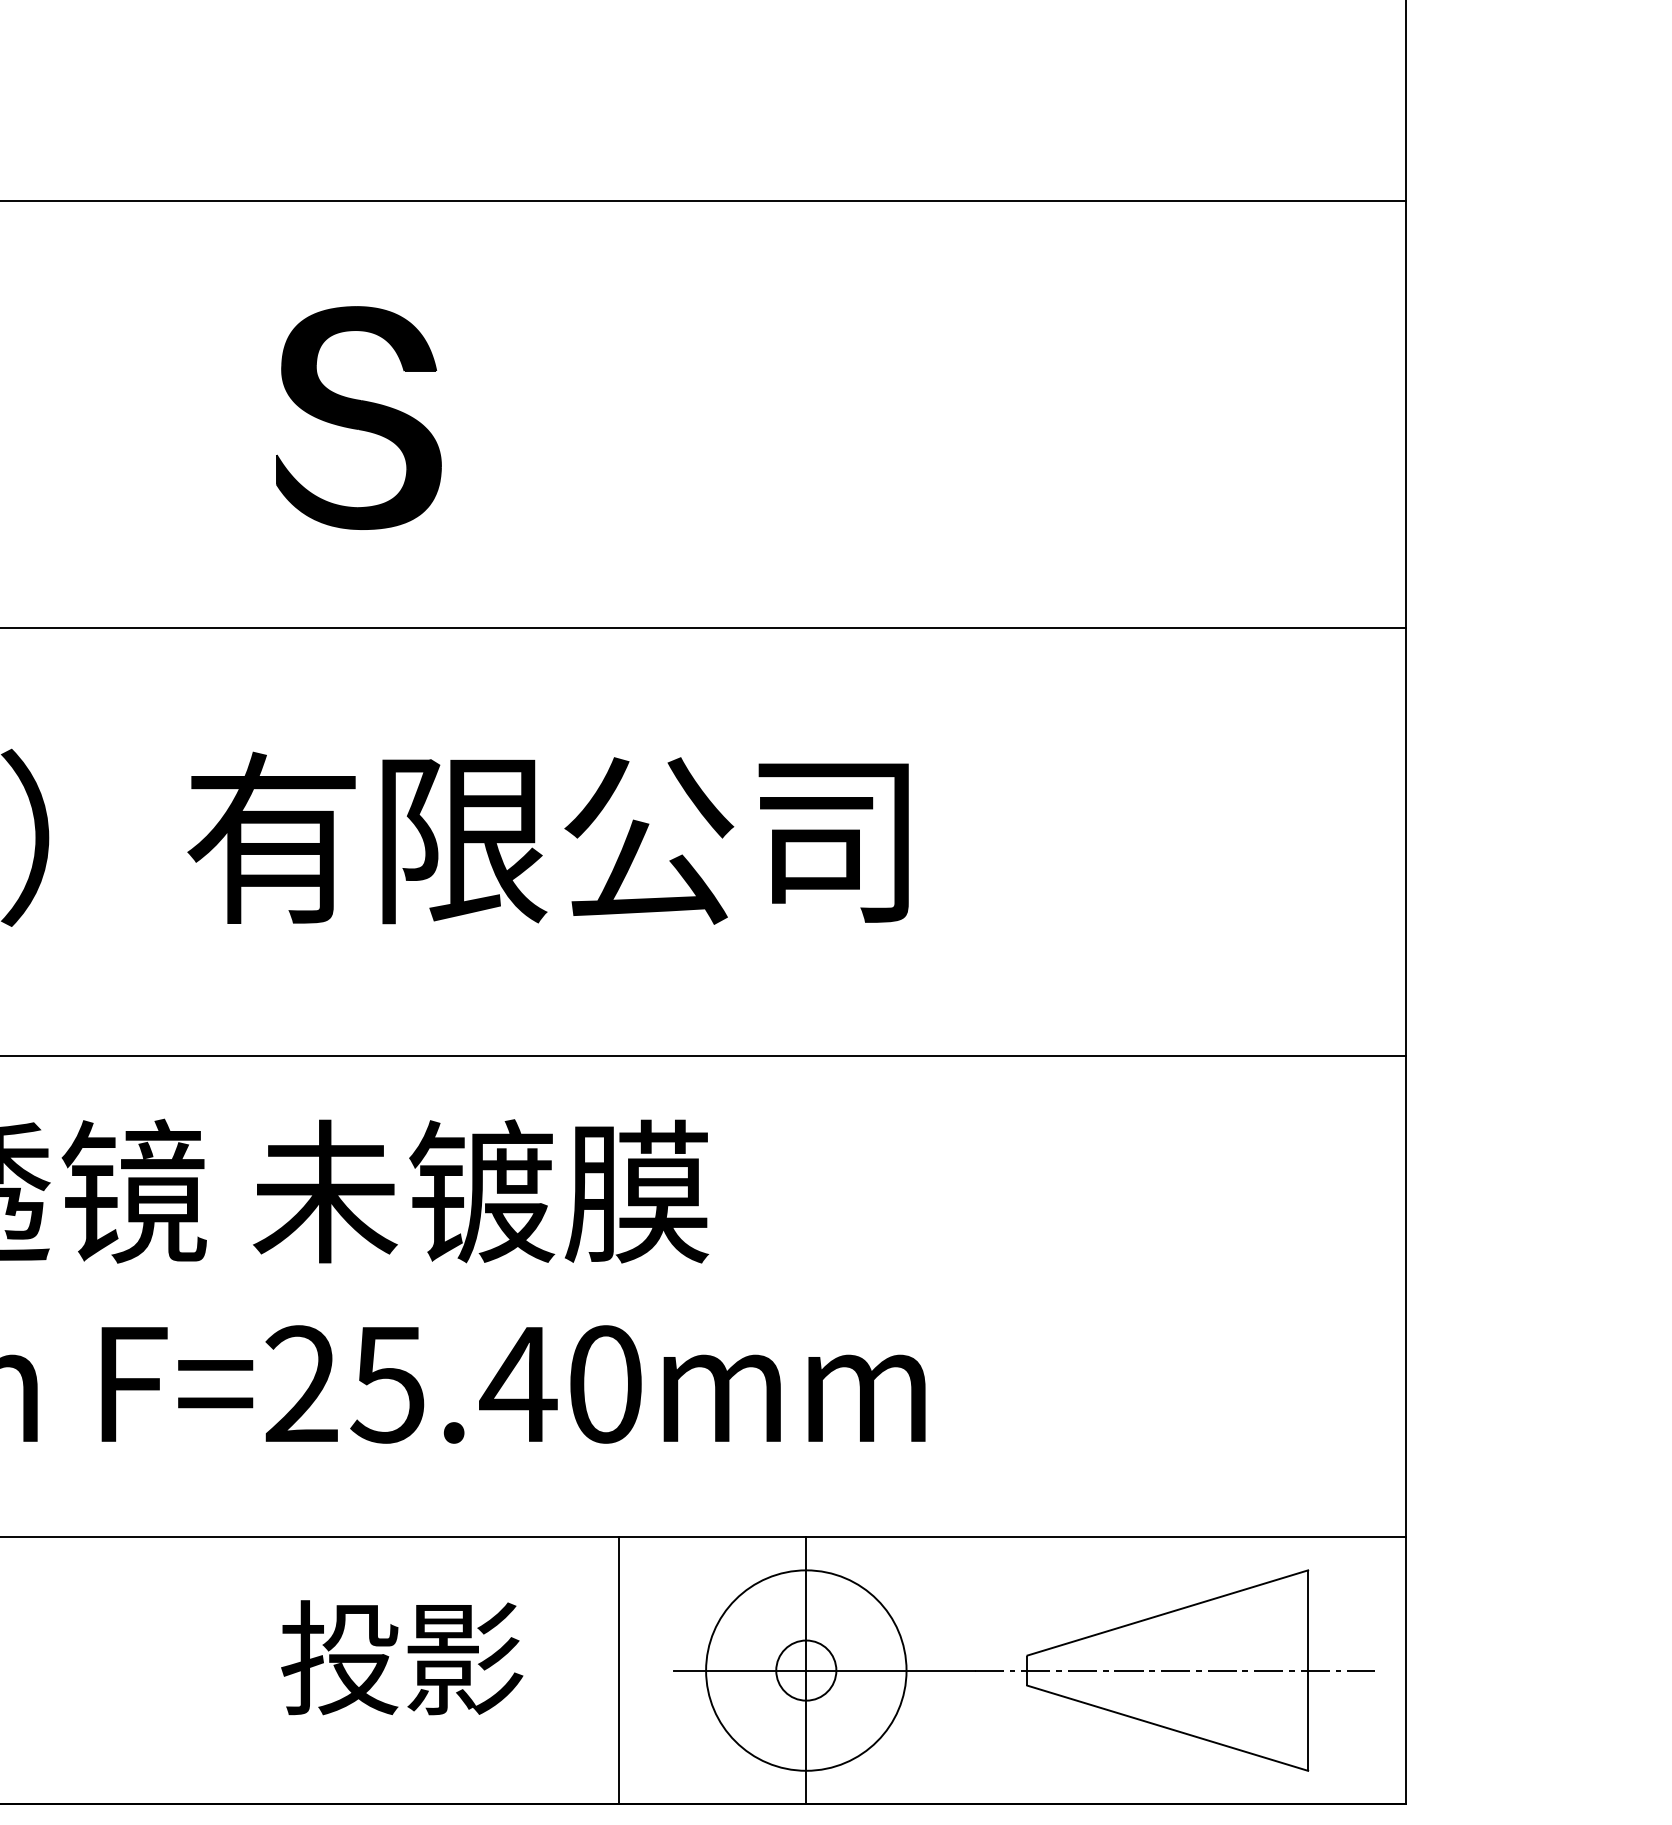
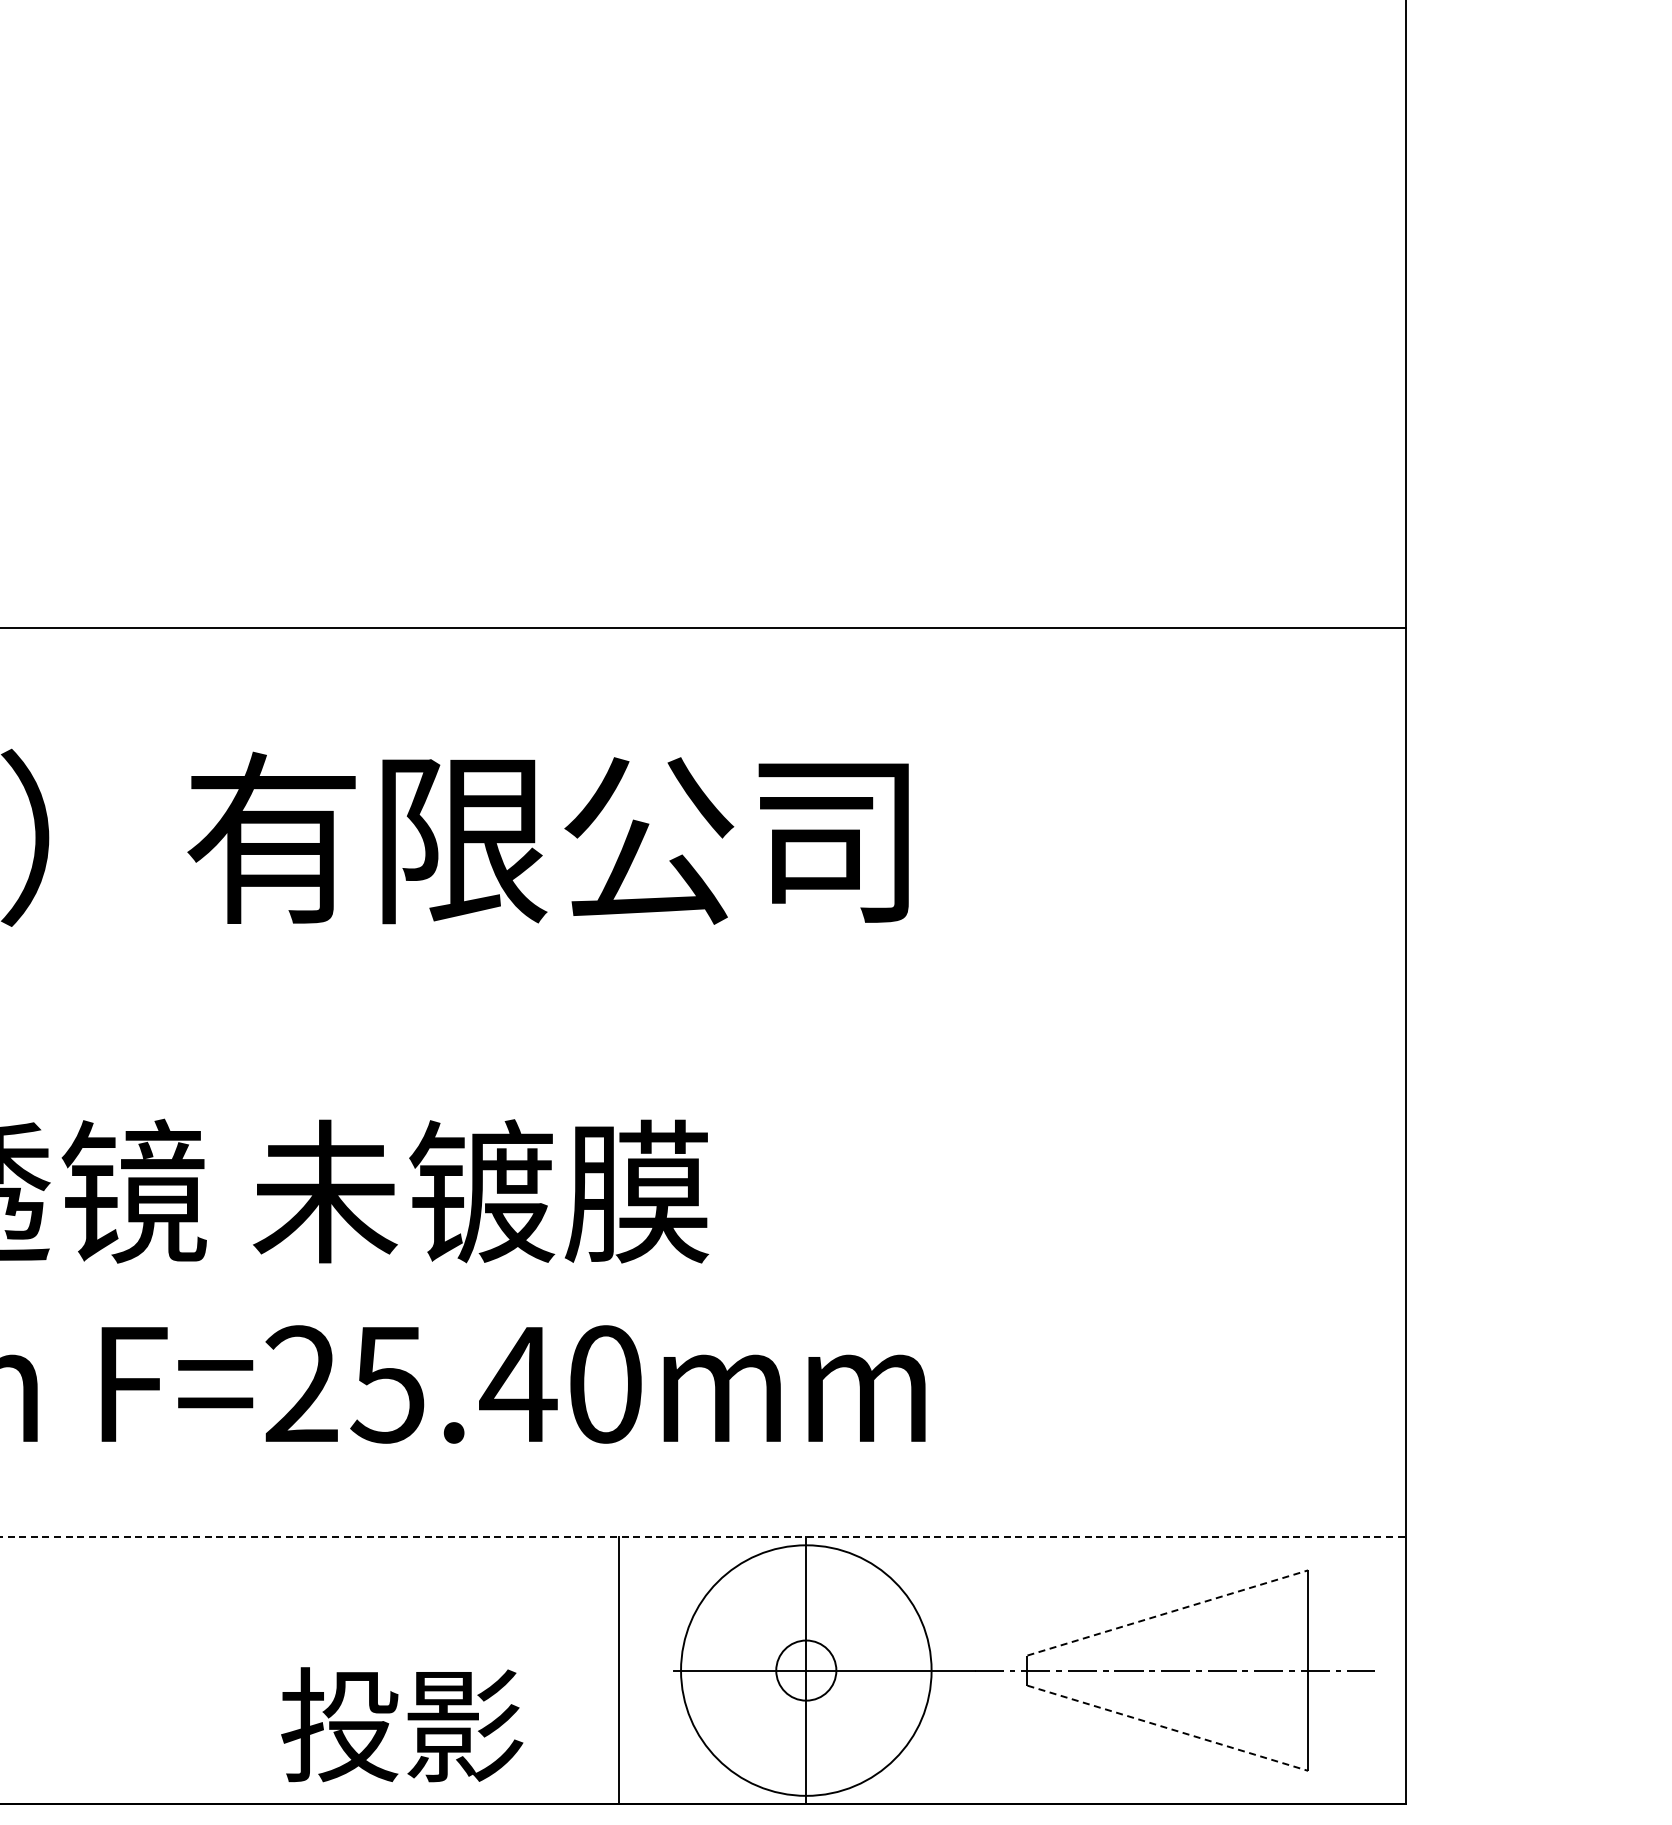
line: present -> none (704, 200)
part: present -> none (358, 417)
line: present -> none (704, 1055)
line: solid -> dashed (703, 1536)
line: solid -> dashed (1167, 1612)
text position: (402, 1657) -> (402, 1724) (402, 1724)
circle diameter: 200 px -> 251 px (806, 1670)
line: solid -> dashed (1167, 1728)
